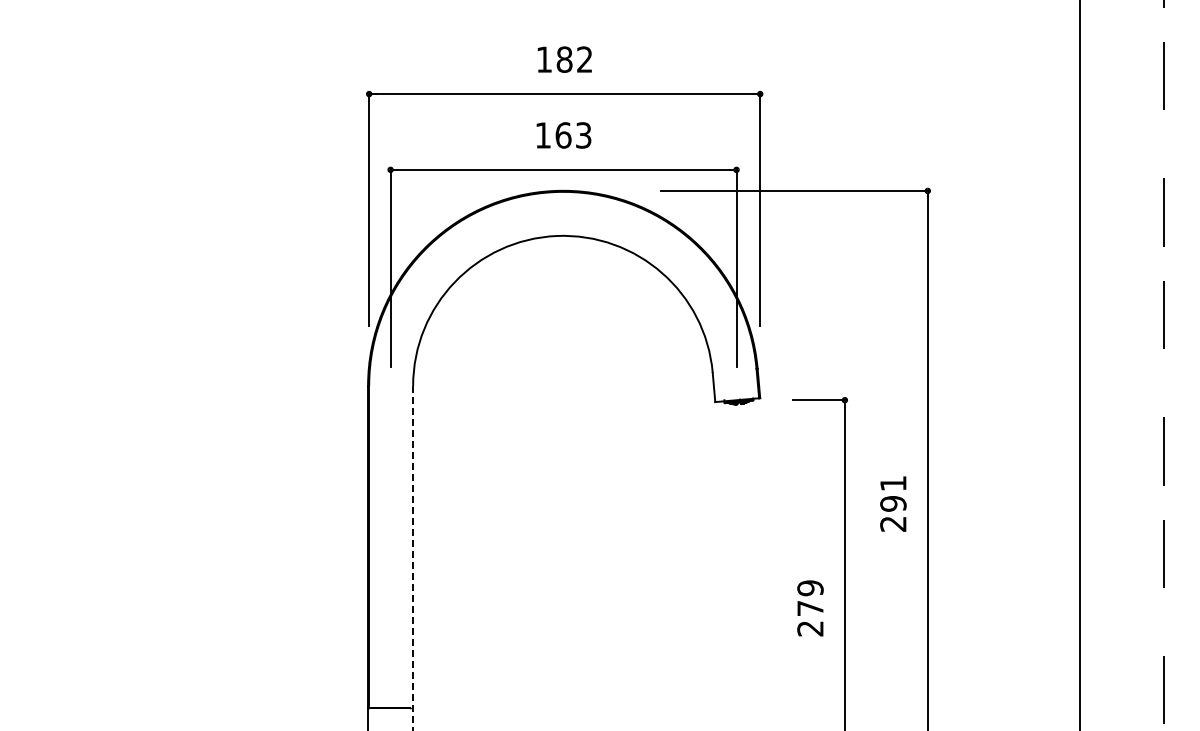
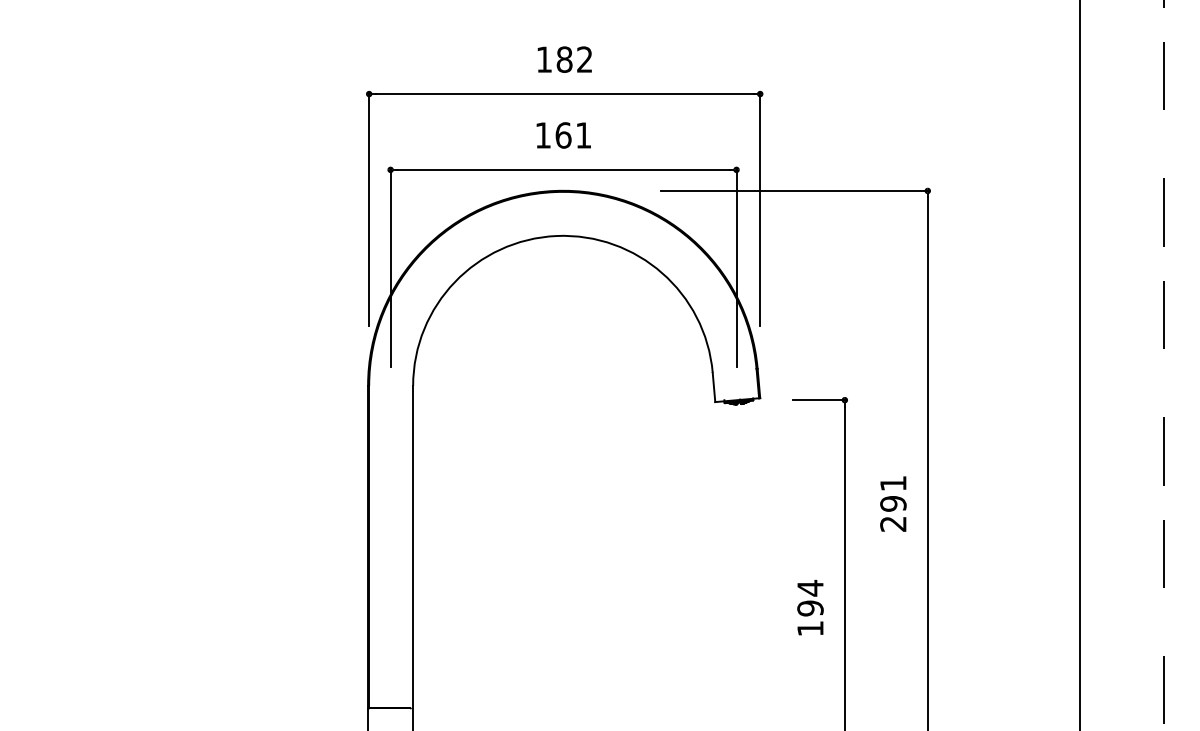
text: 163 -> 161 (583, 135)
line: dashed -> solid (413, 558)
text: 279 -> 194 (810, 607)
